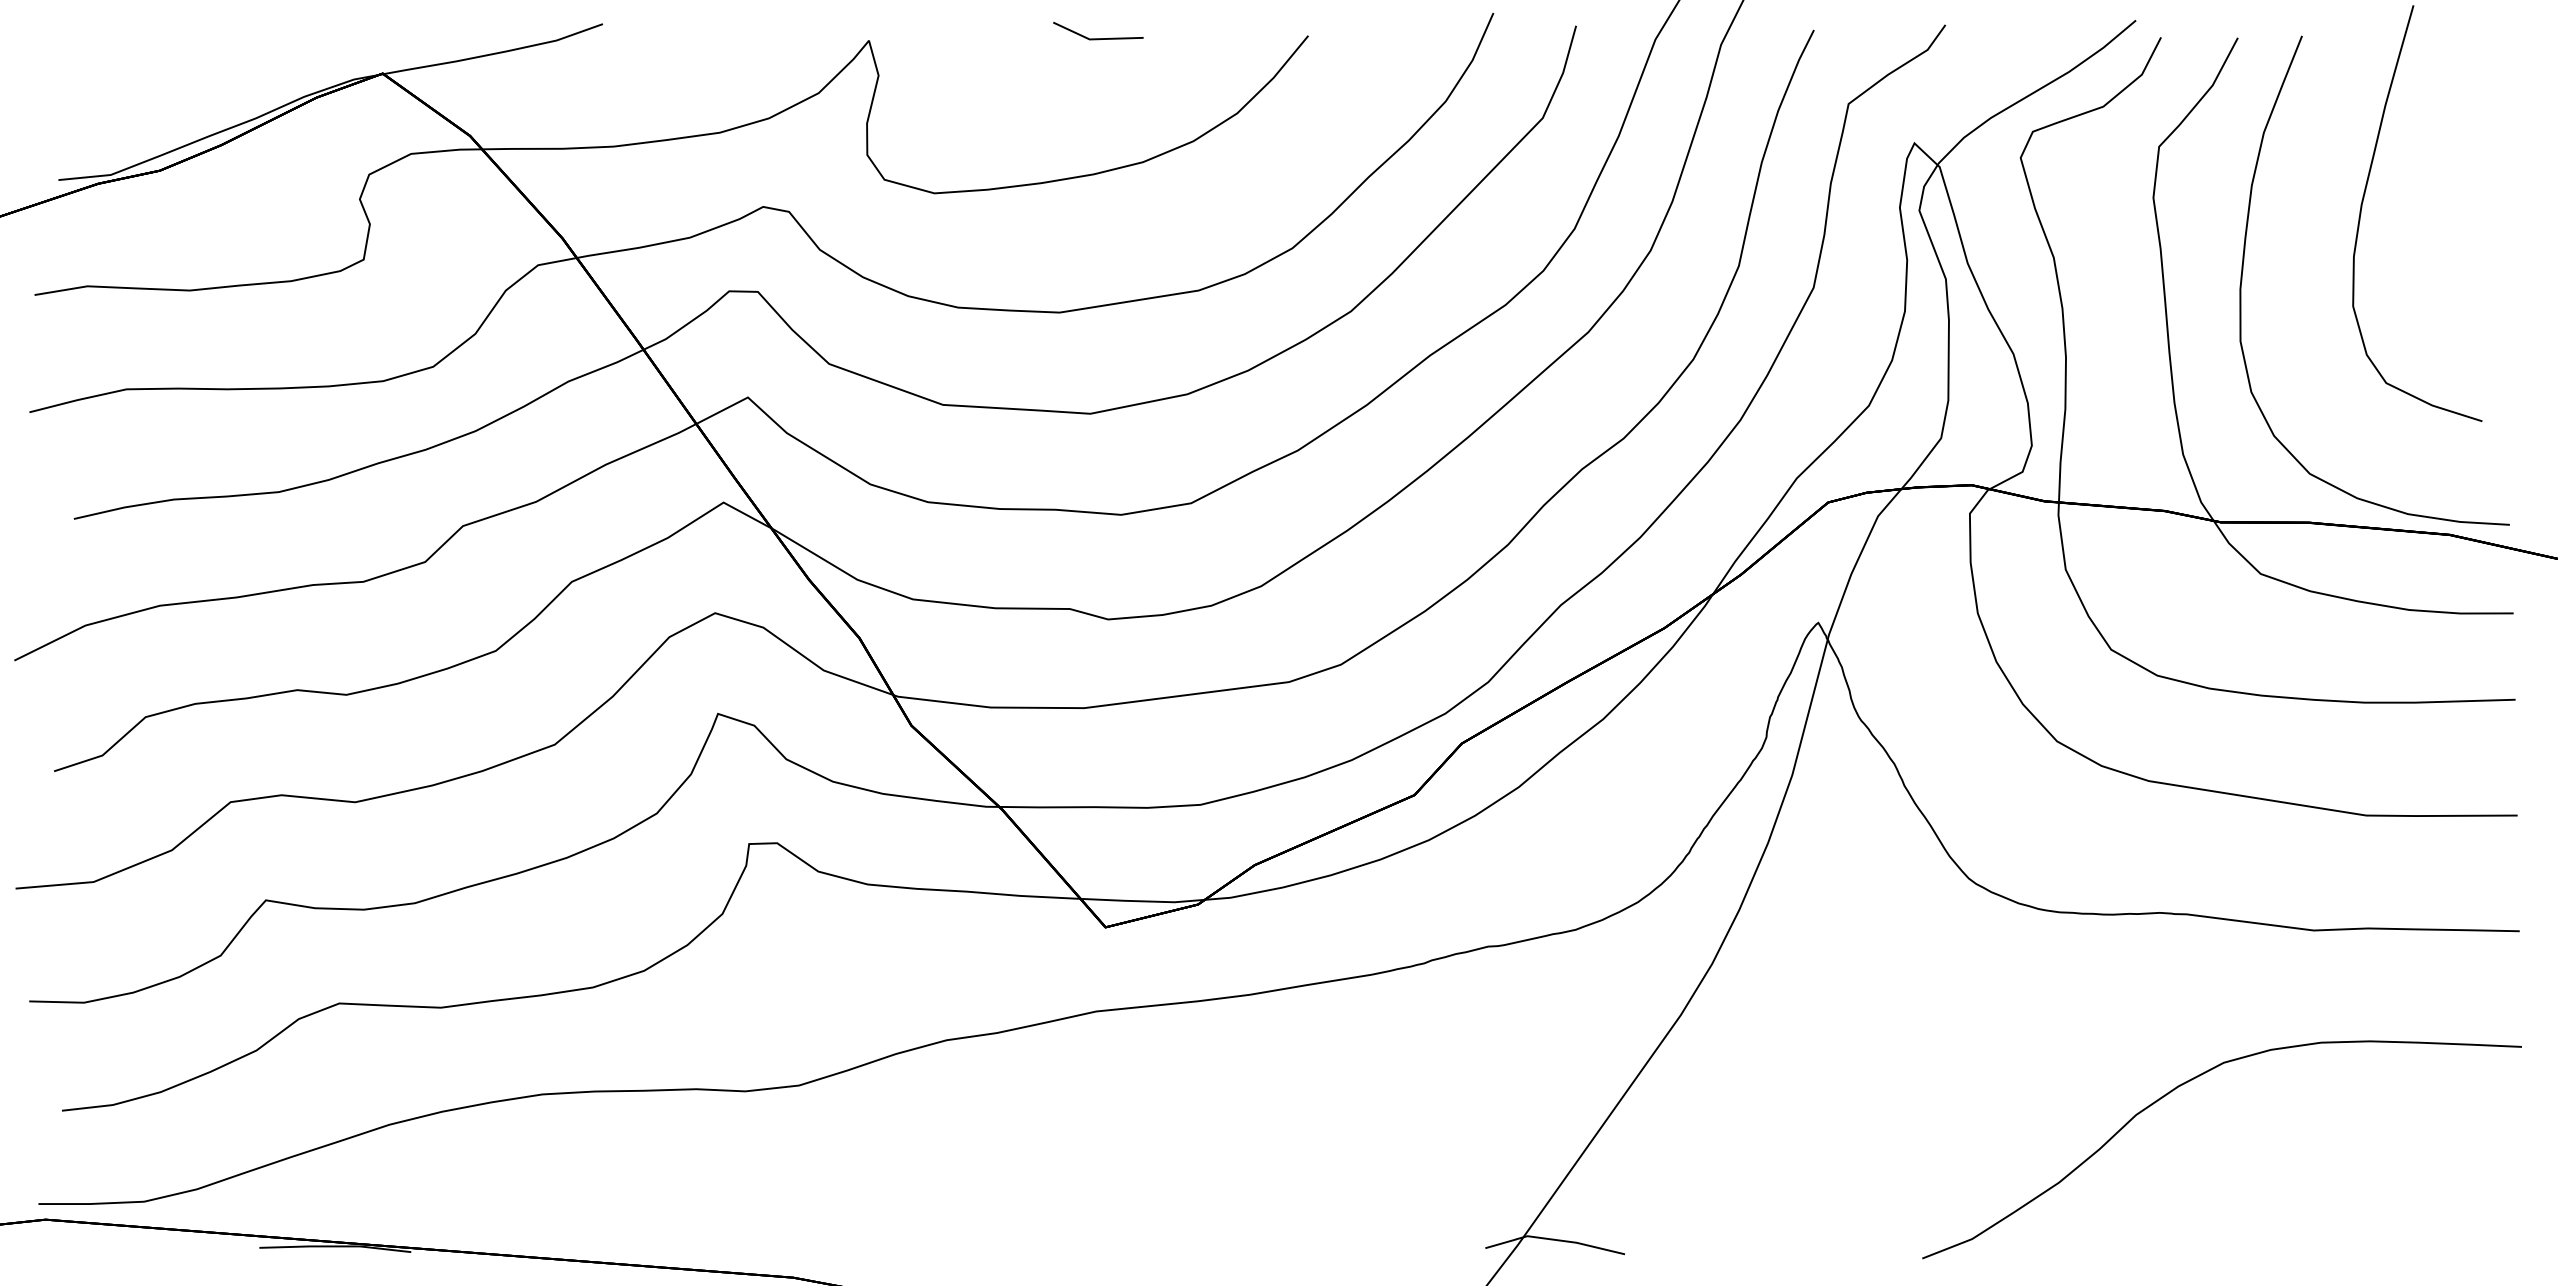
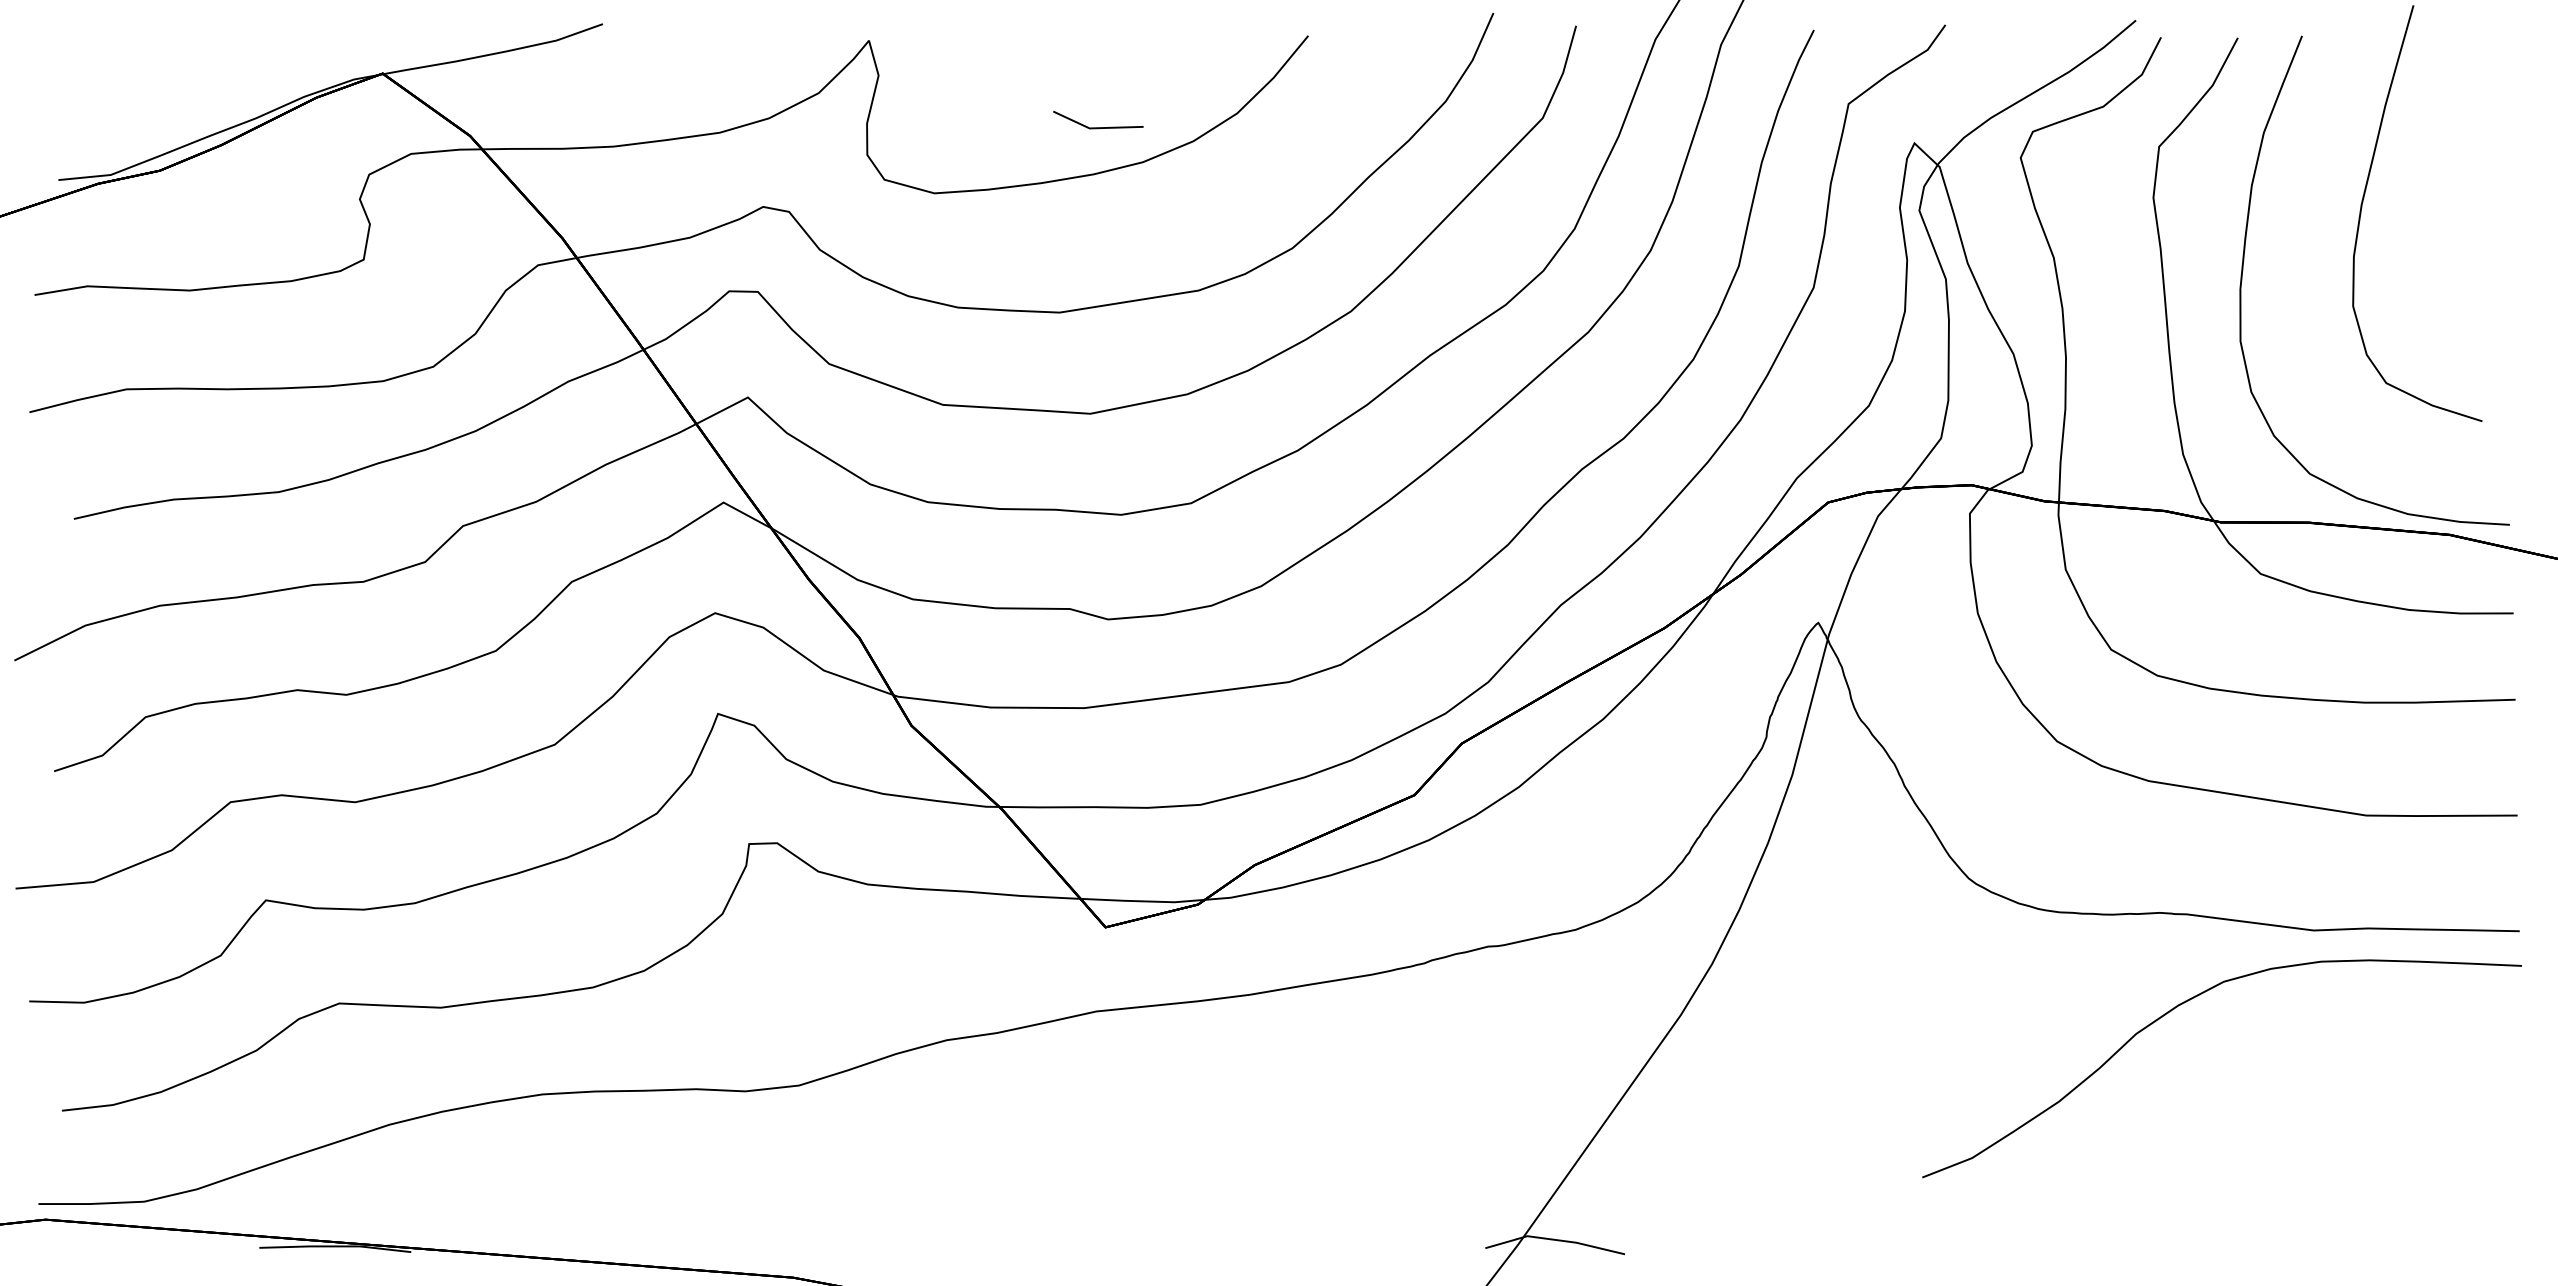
line position: (1098, 38) -> (1098, 127) (1098, 127)
curve position: (2188, 1082) -> (2188, 1001) (2188, 1001)
